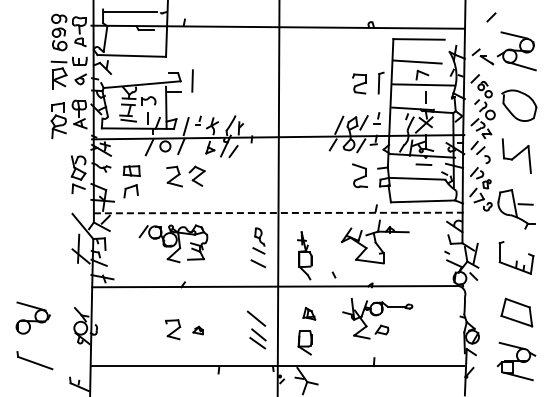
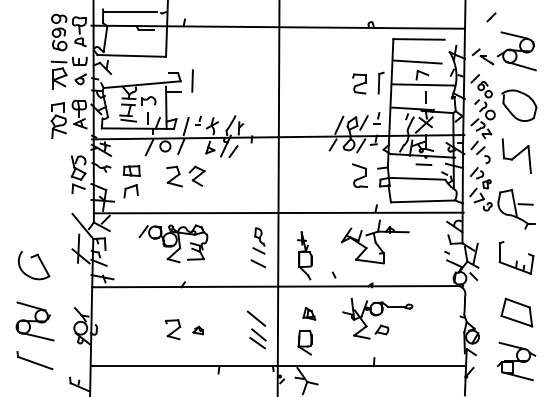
line: dashed -> solid (278, 213)
part: none -> present (40, 262)
line: none -> present (36, 336)
